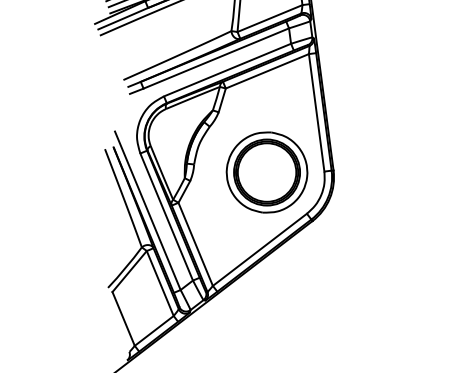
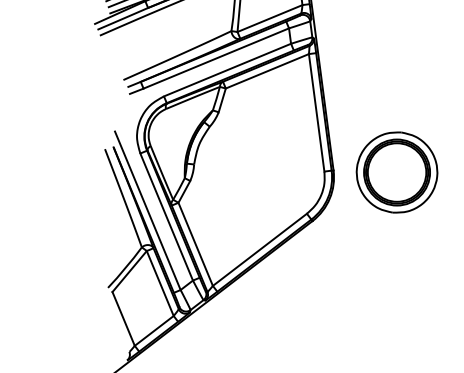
part position: (266, 172) -> (396, 172) (396, 172)
